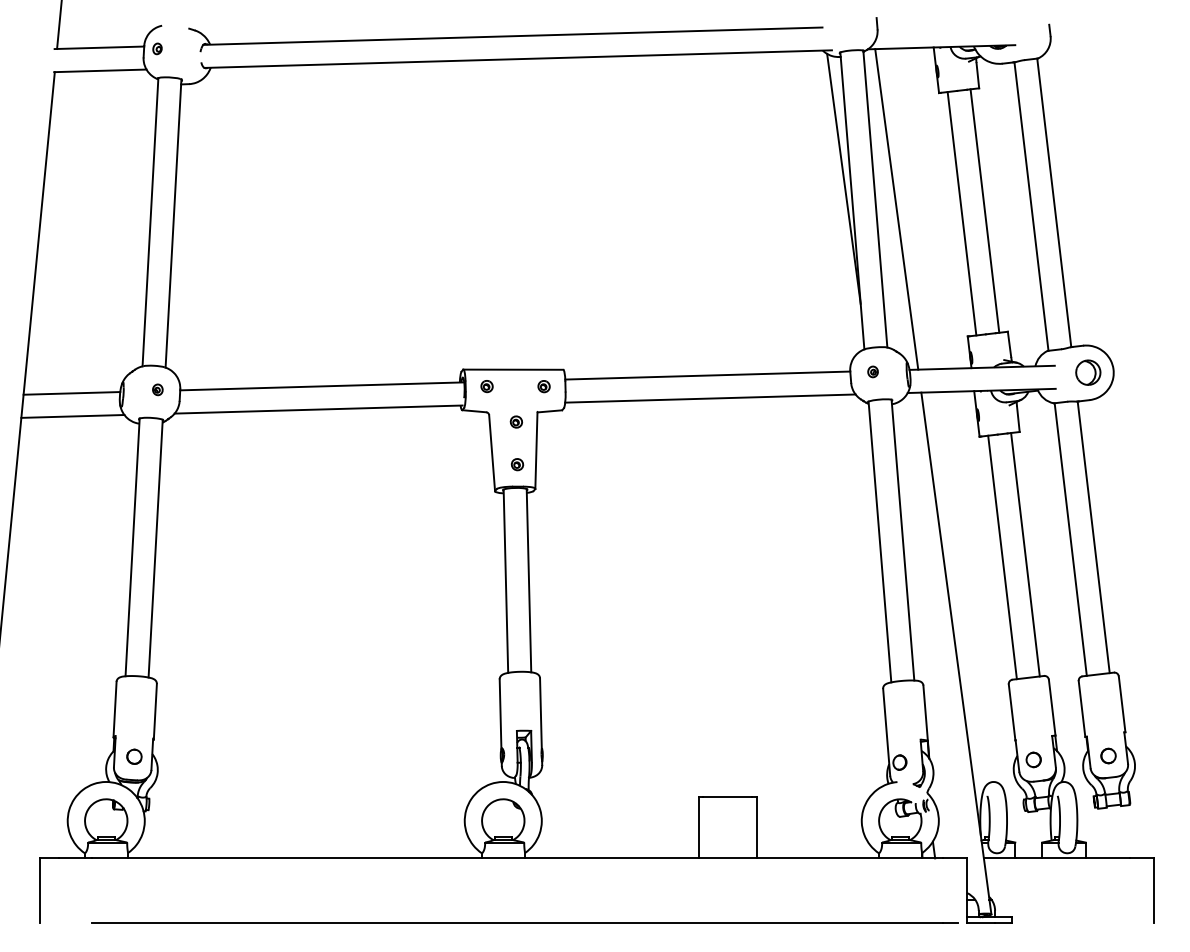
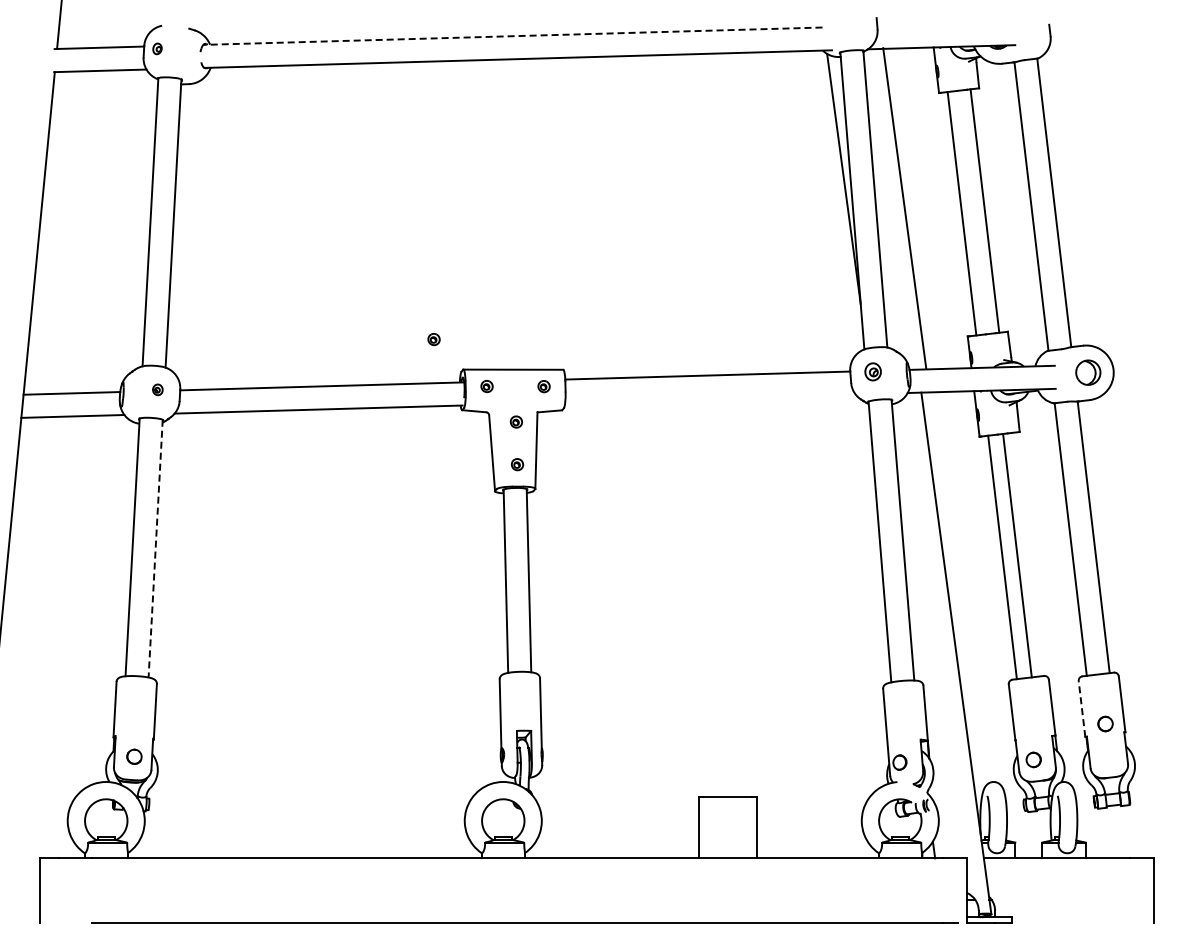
line: solid -> dashed (512, 36)
line position: (896, 209) -> (904, 208) (904, 208)
part: none -> present (433, 339)
part size: 12x14 px -> 18x20 px (872, 371)
line: present -> none (710, 398)
line: solid -> dashed (155, 549)
line position: (1025, 554) -> (1017, 555) (1017, 555)
line: solid -> dashed (1081, 708)
part position: (1108, 755) -> (1105, 723) (1105, 723)
